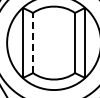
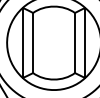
line: dashed -> solid (33, 42)
